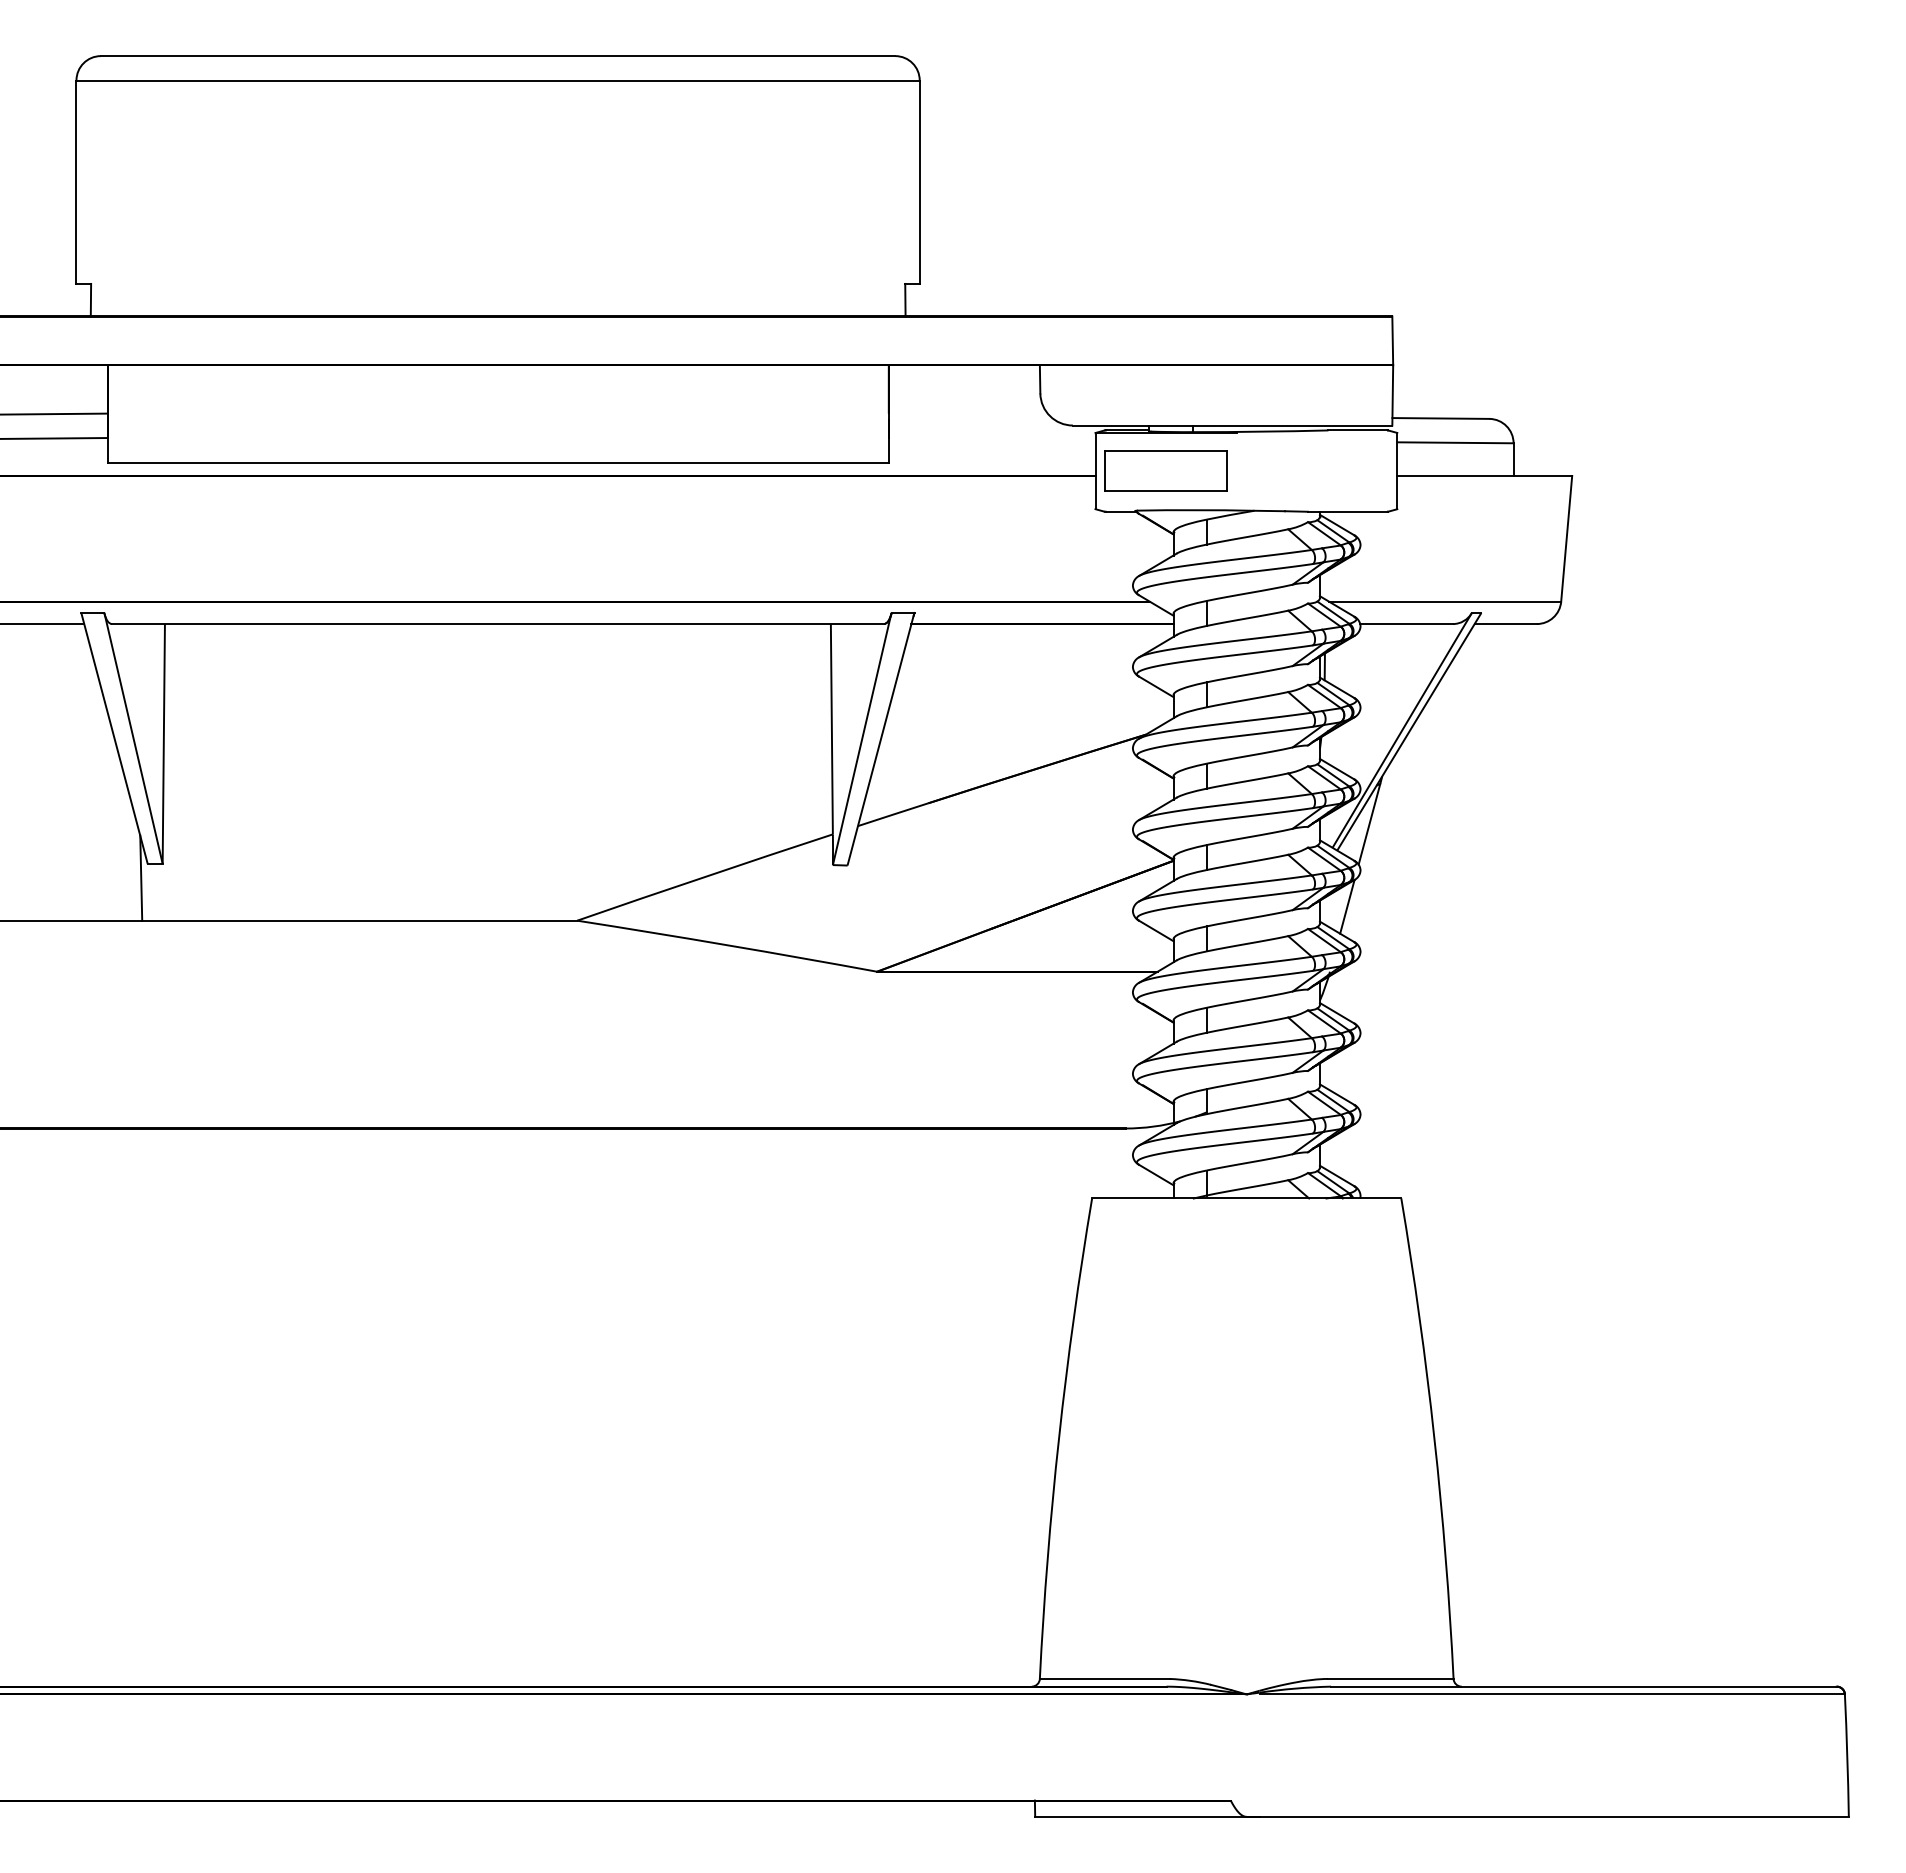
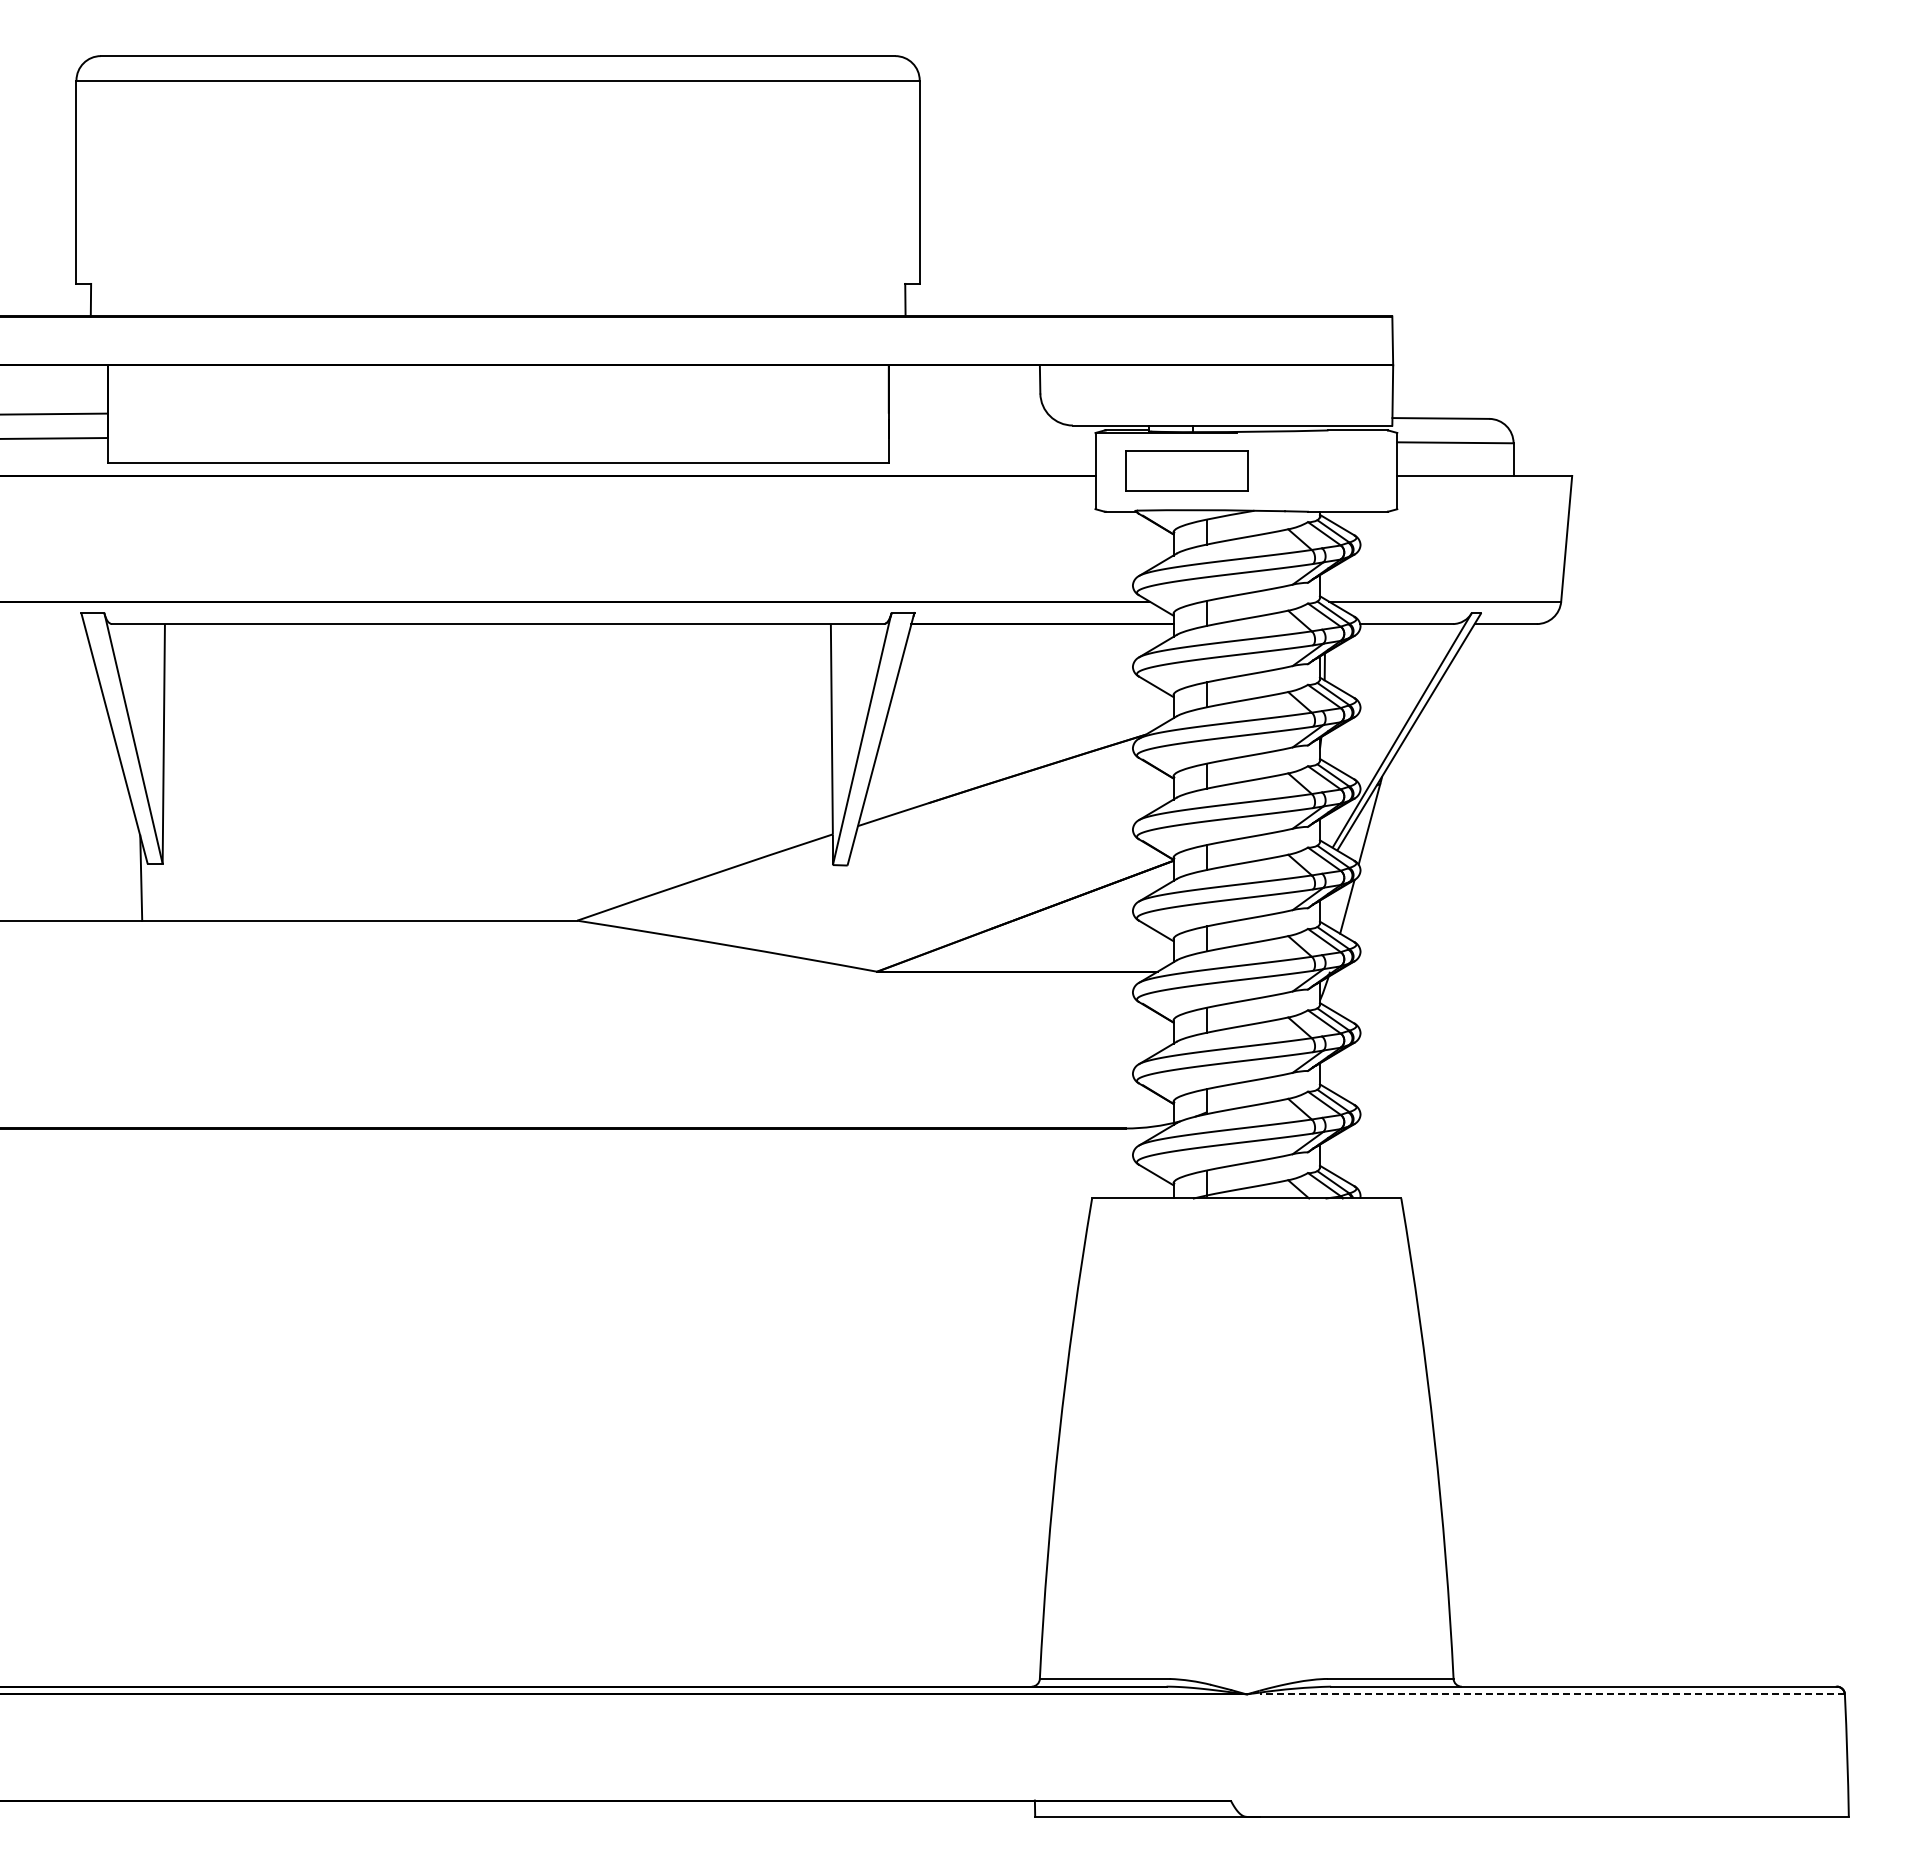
part position: (1165, 470) -> (1186, 470) (1186, 470)
line: present -> none (43, 624)
line: solid -> dashed (1552, 1694)
